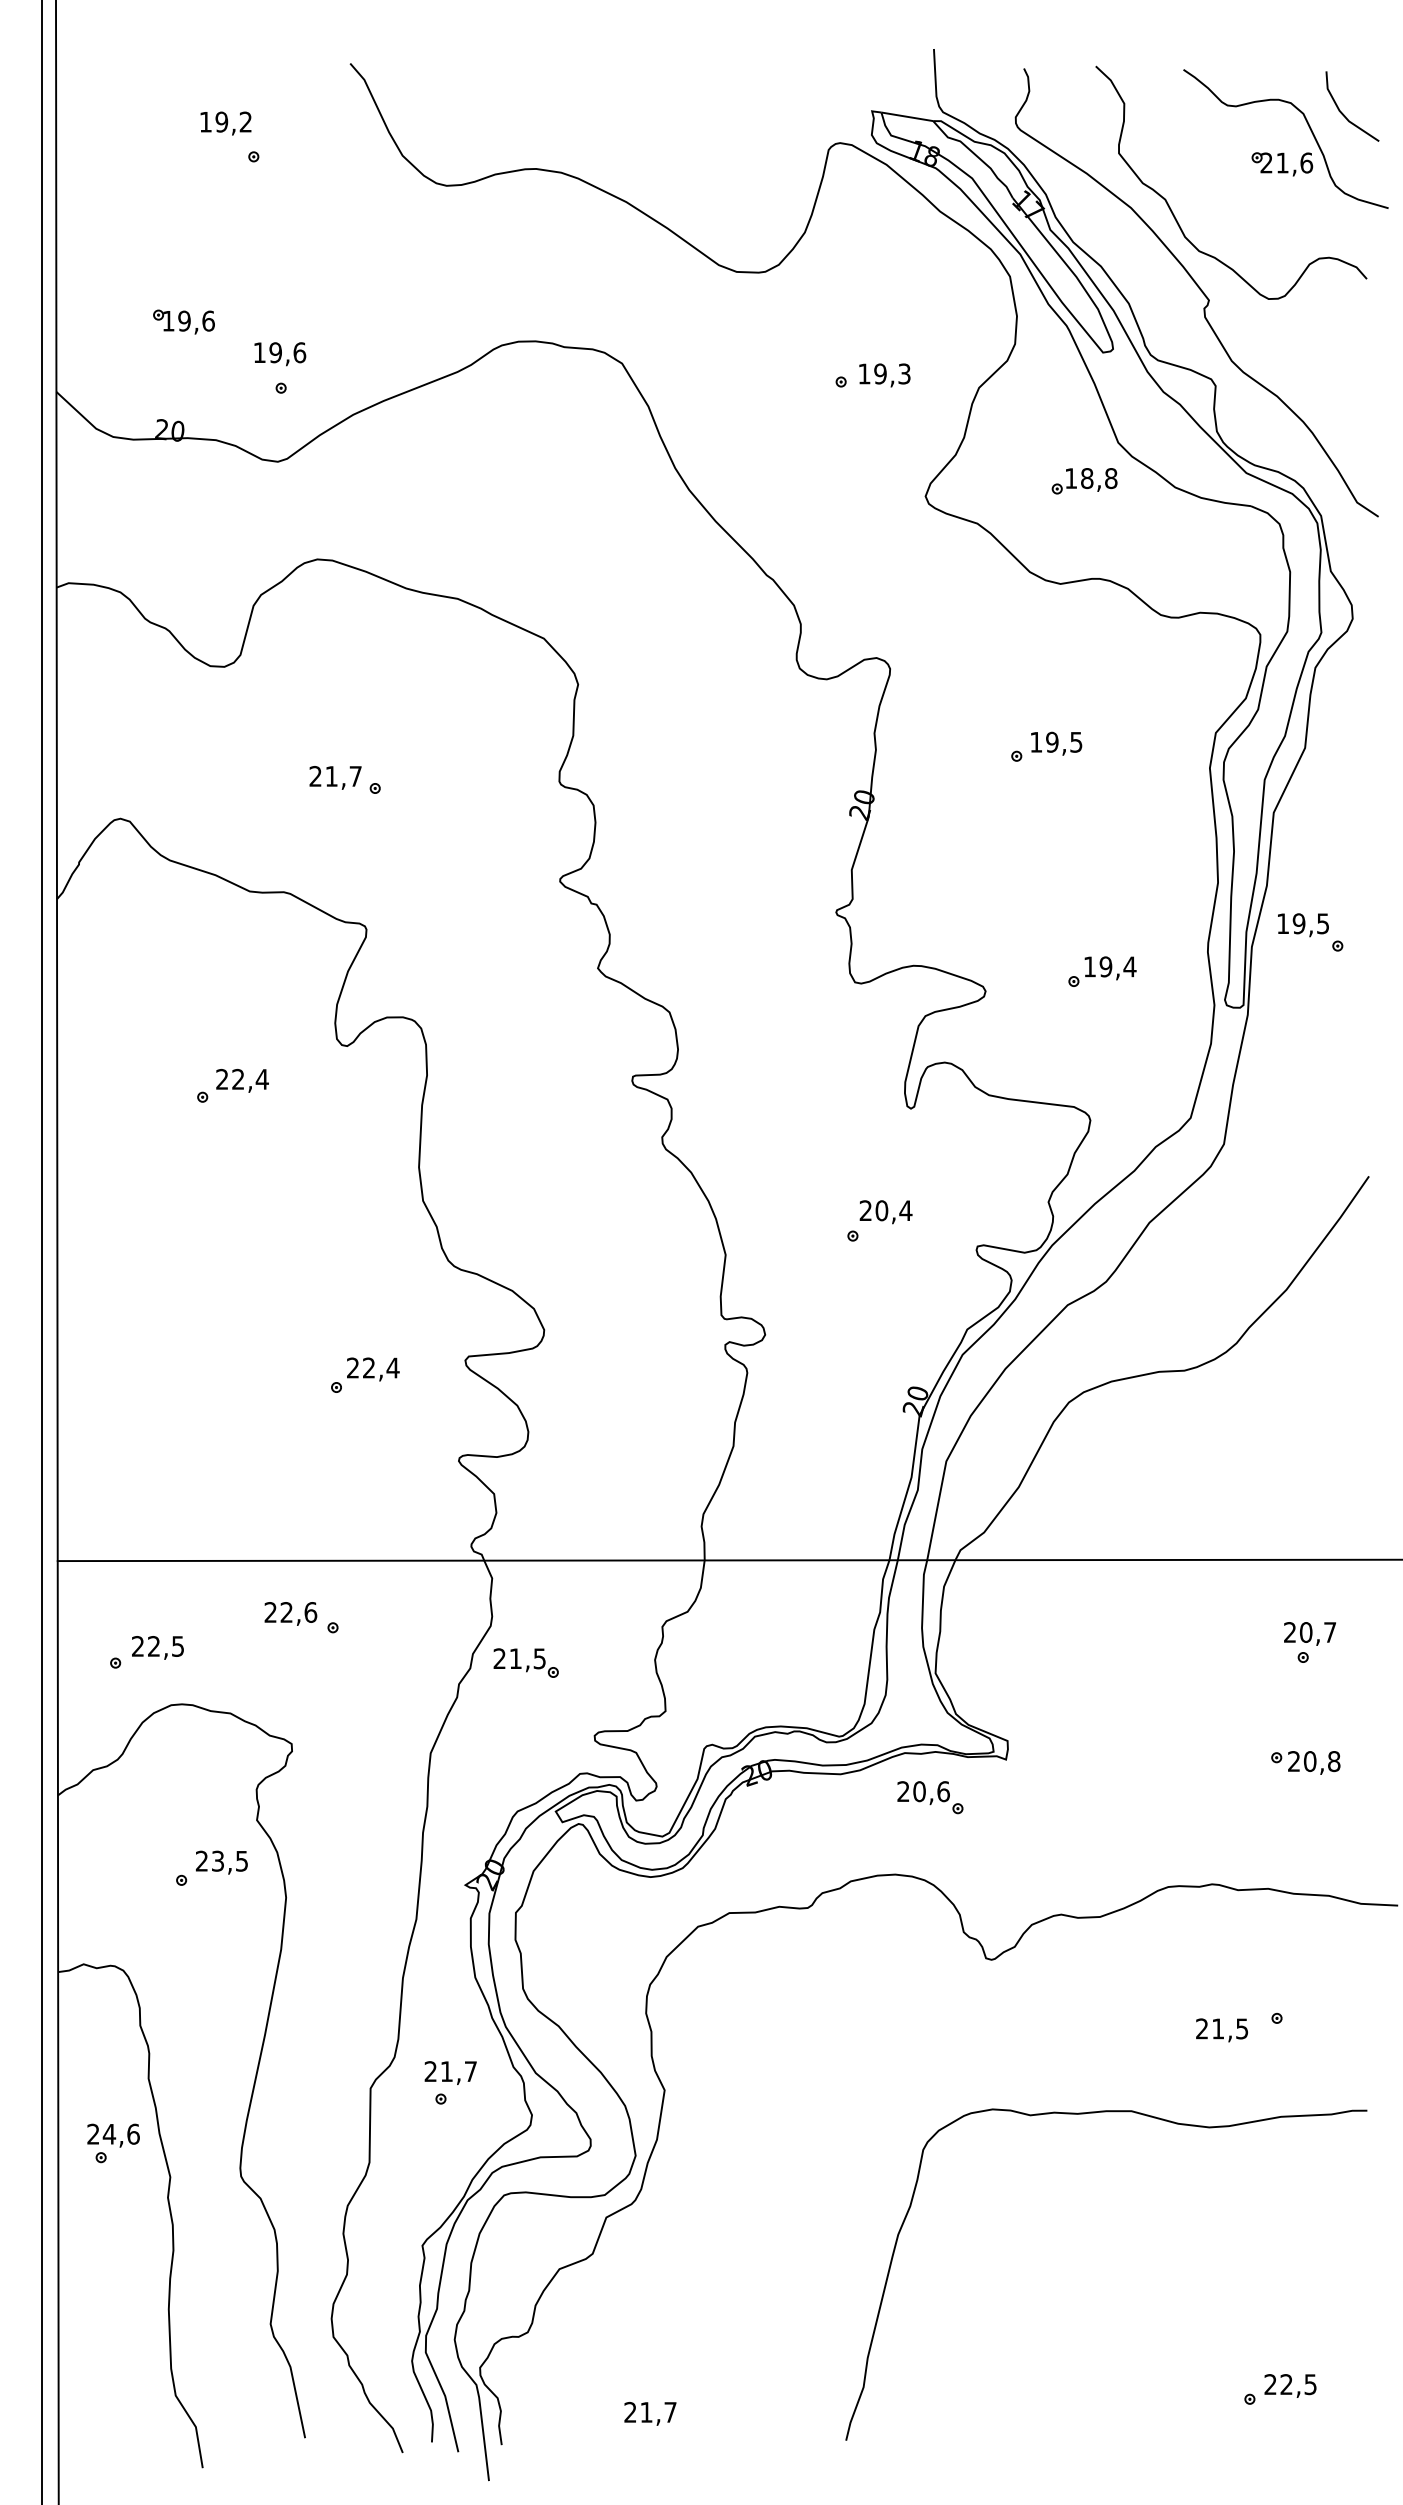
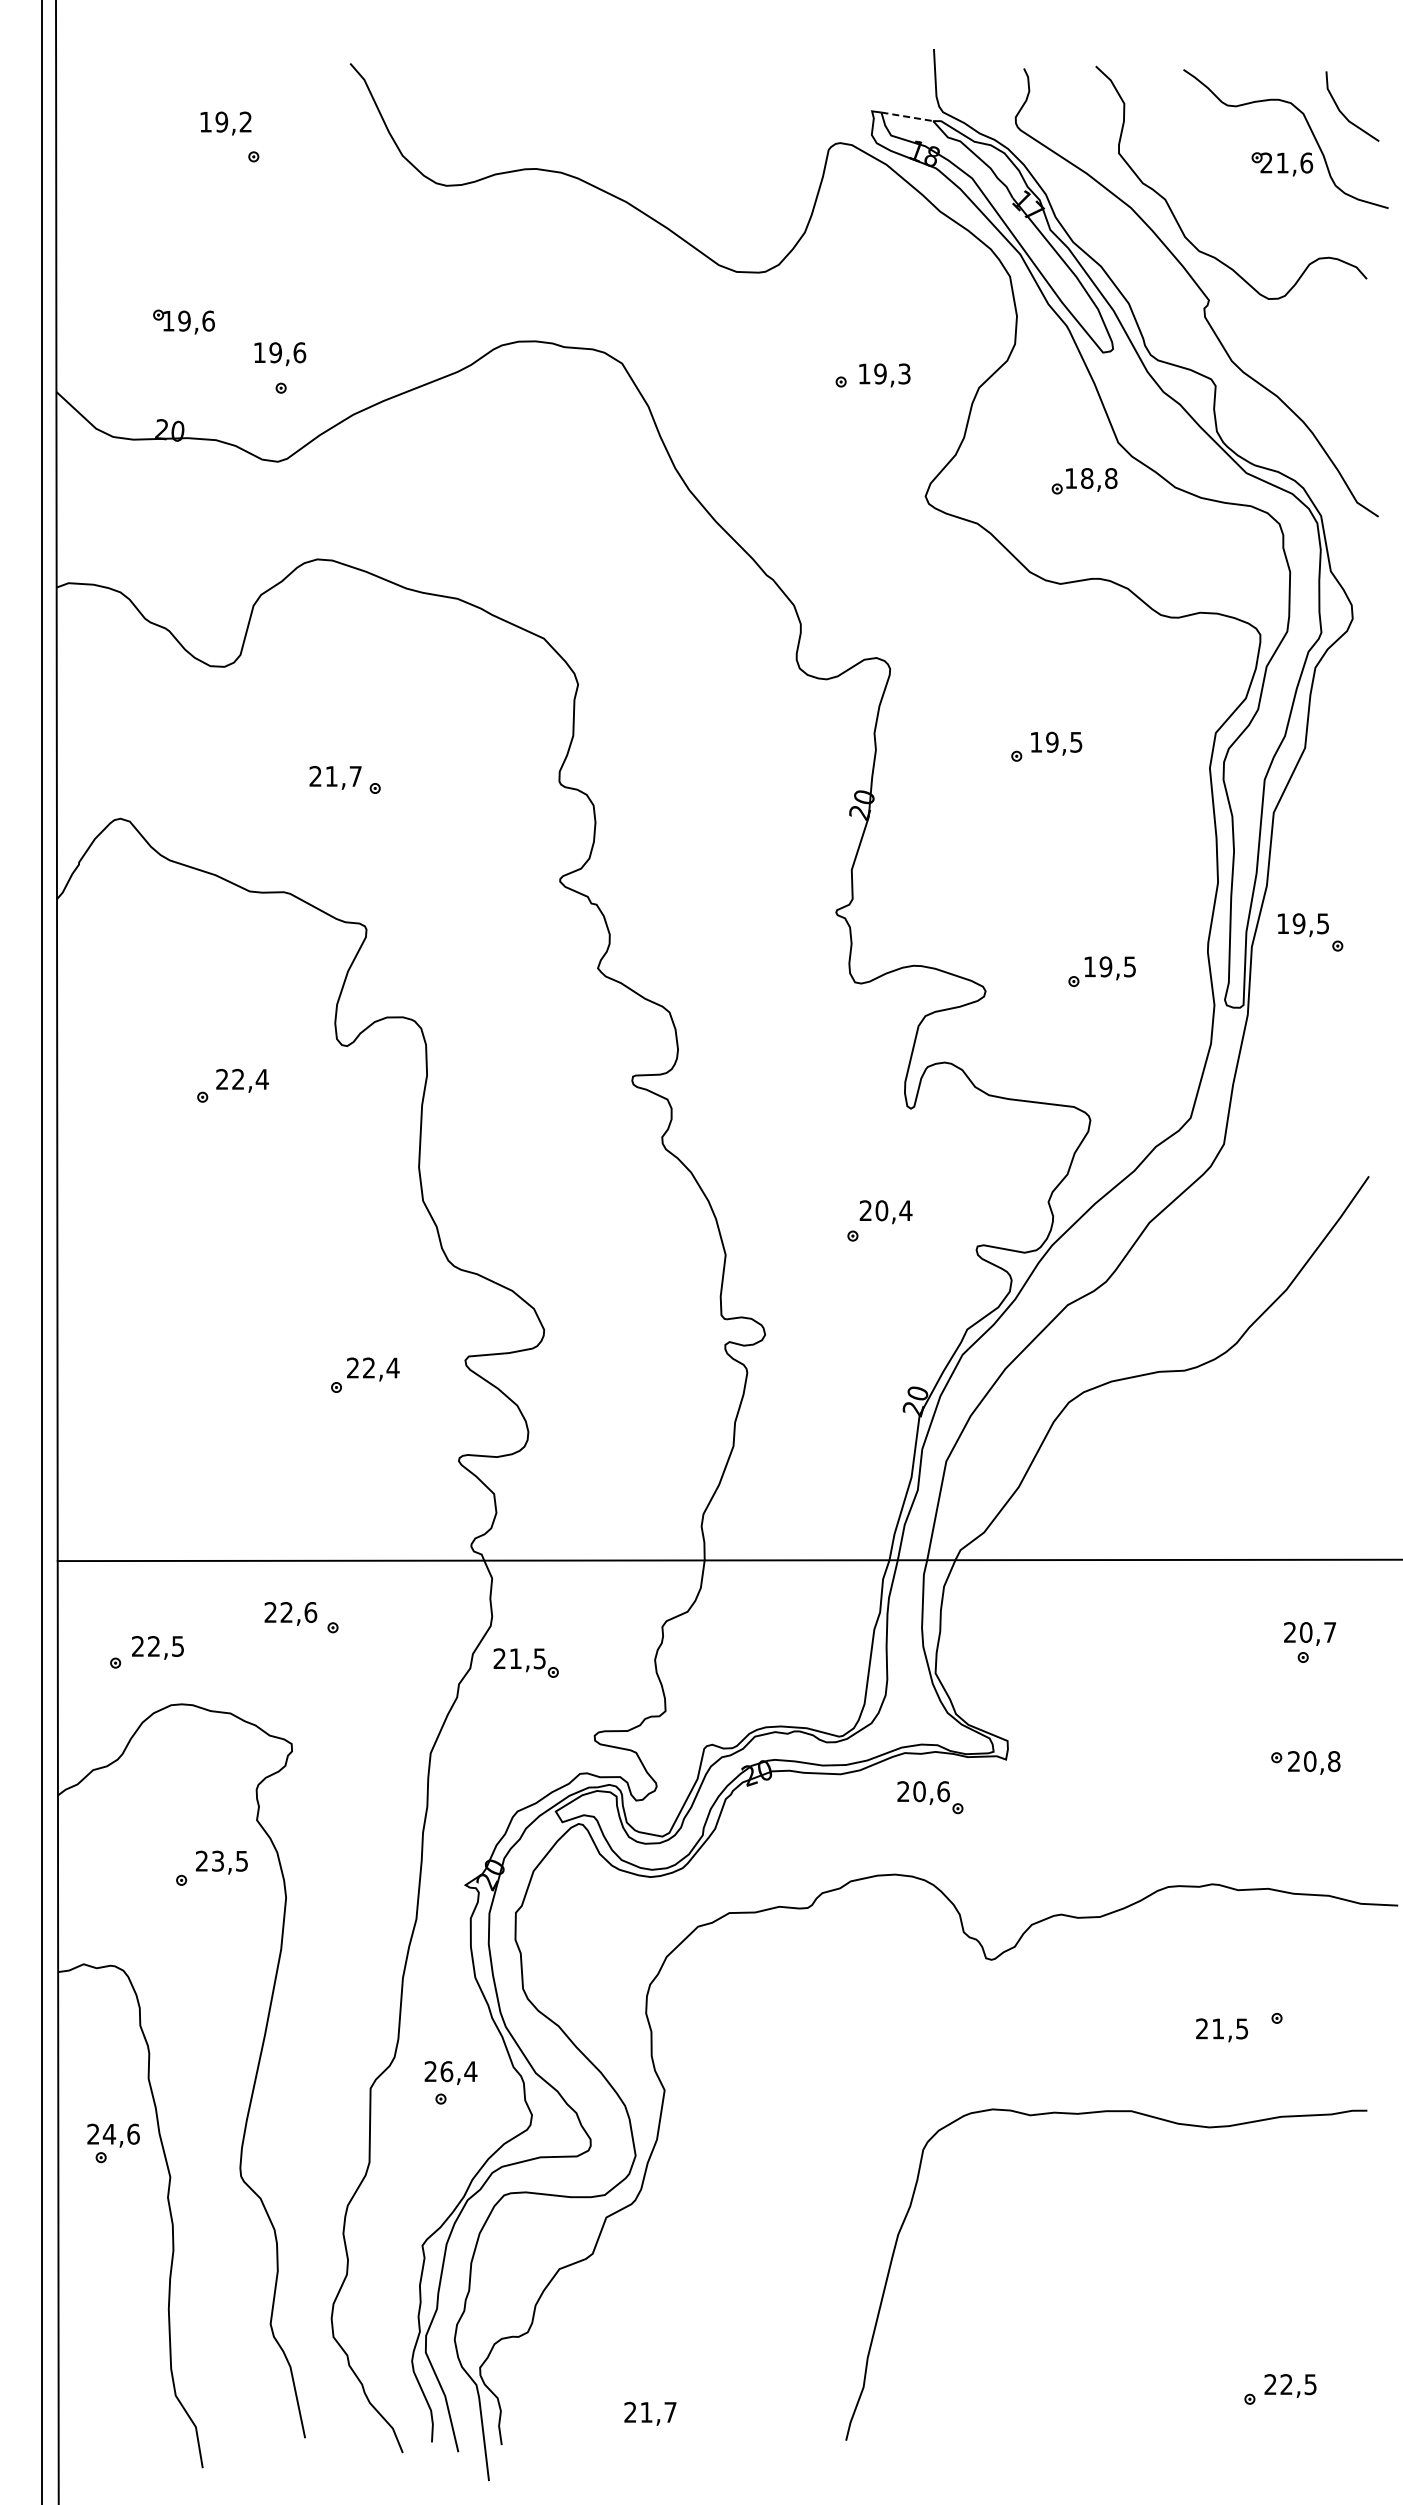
line: solid -> dashed (907, 116)
text: 19,4 -> 19,5 (1129, 966)
text: 21,7 -> 26,4 (458, 2071)
